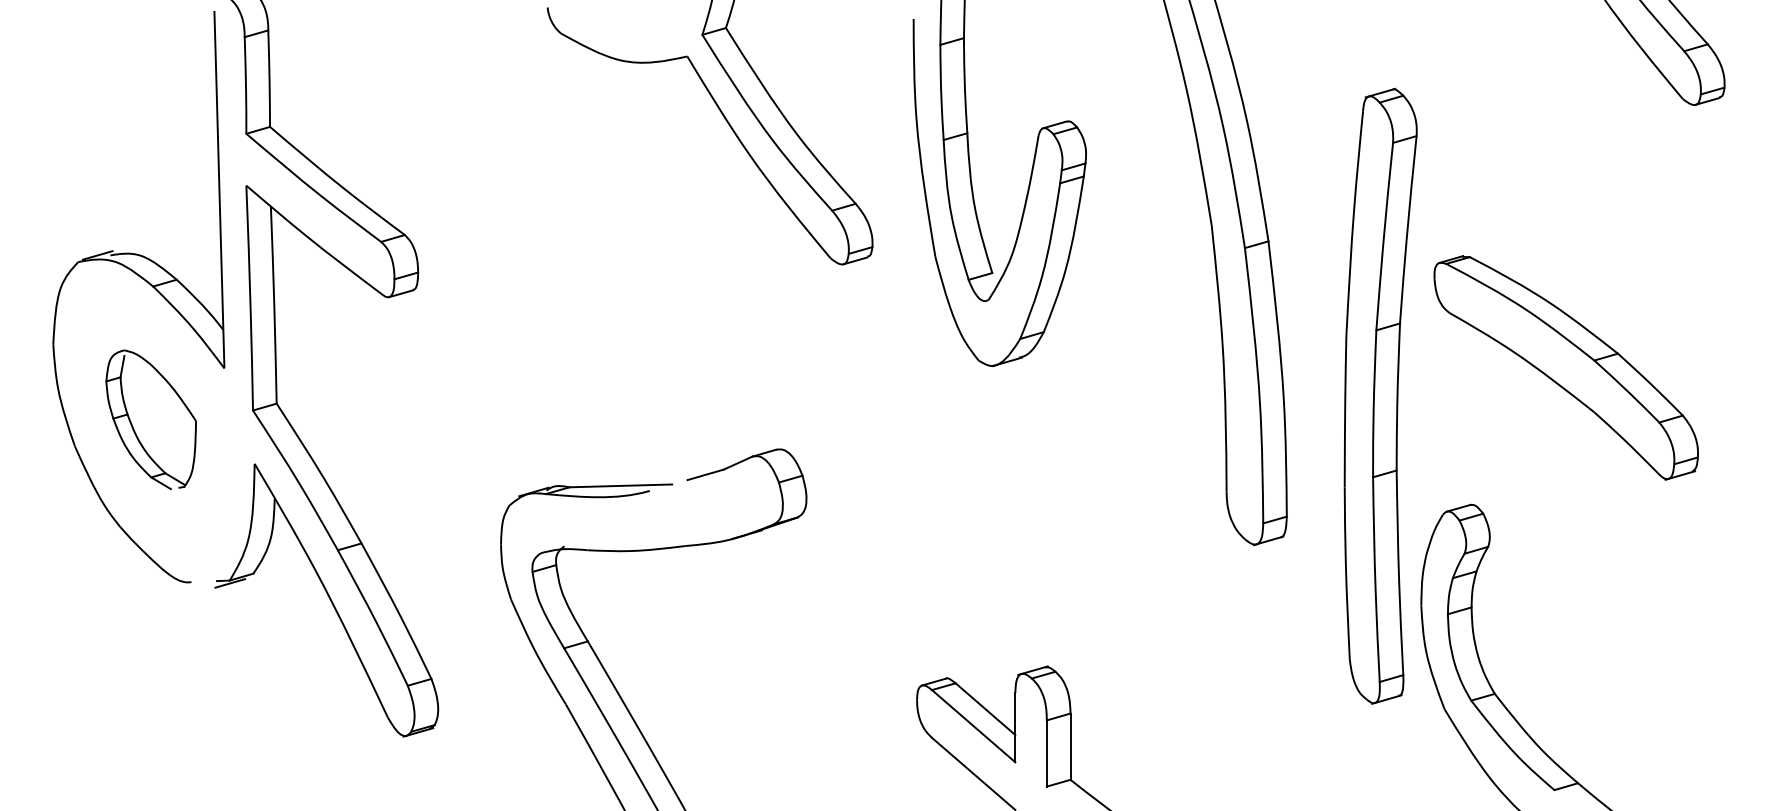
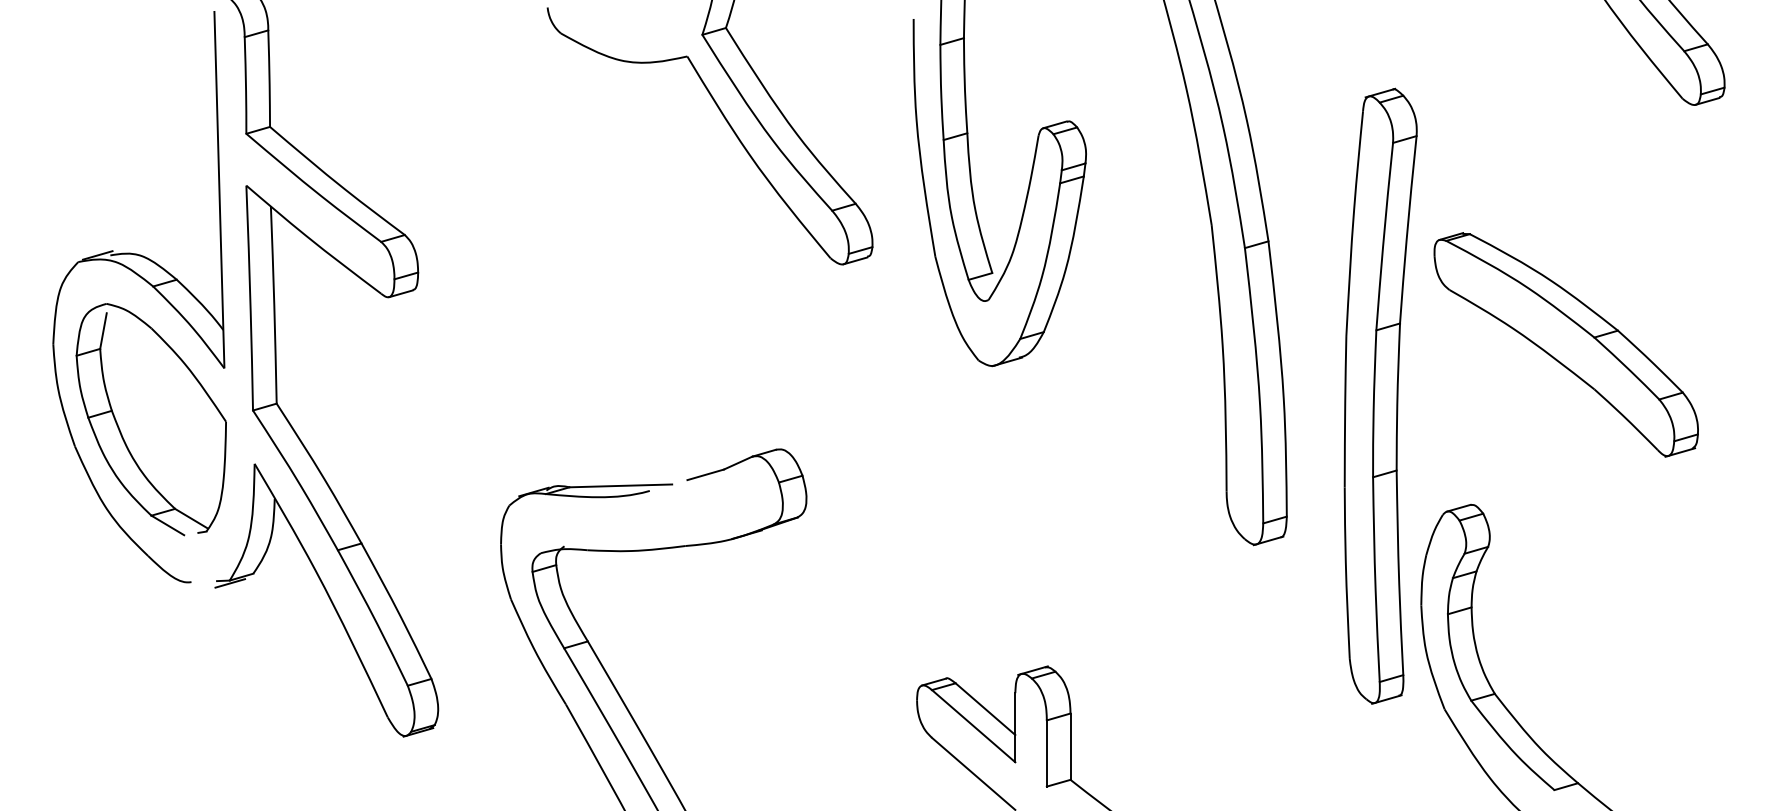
part position: (1565, 367) -> (1565, 344) (1565, 344)
part size: 92x142 px -> 152x234 px (150, 419)
